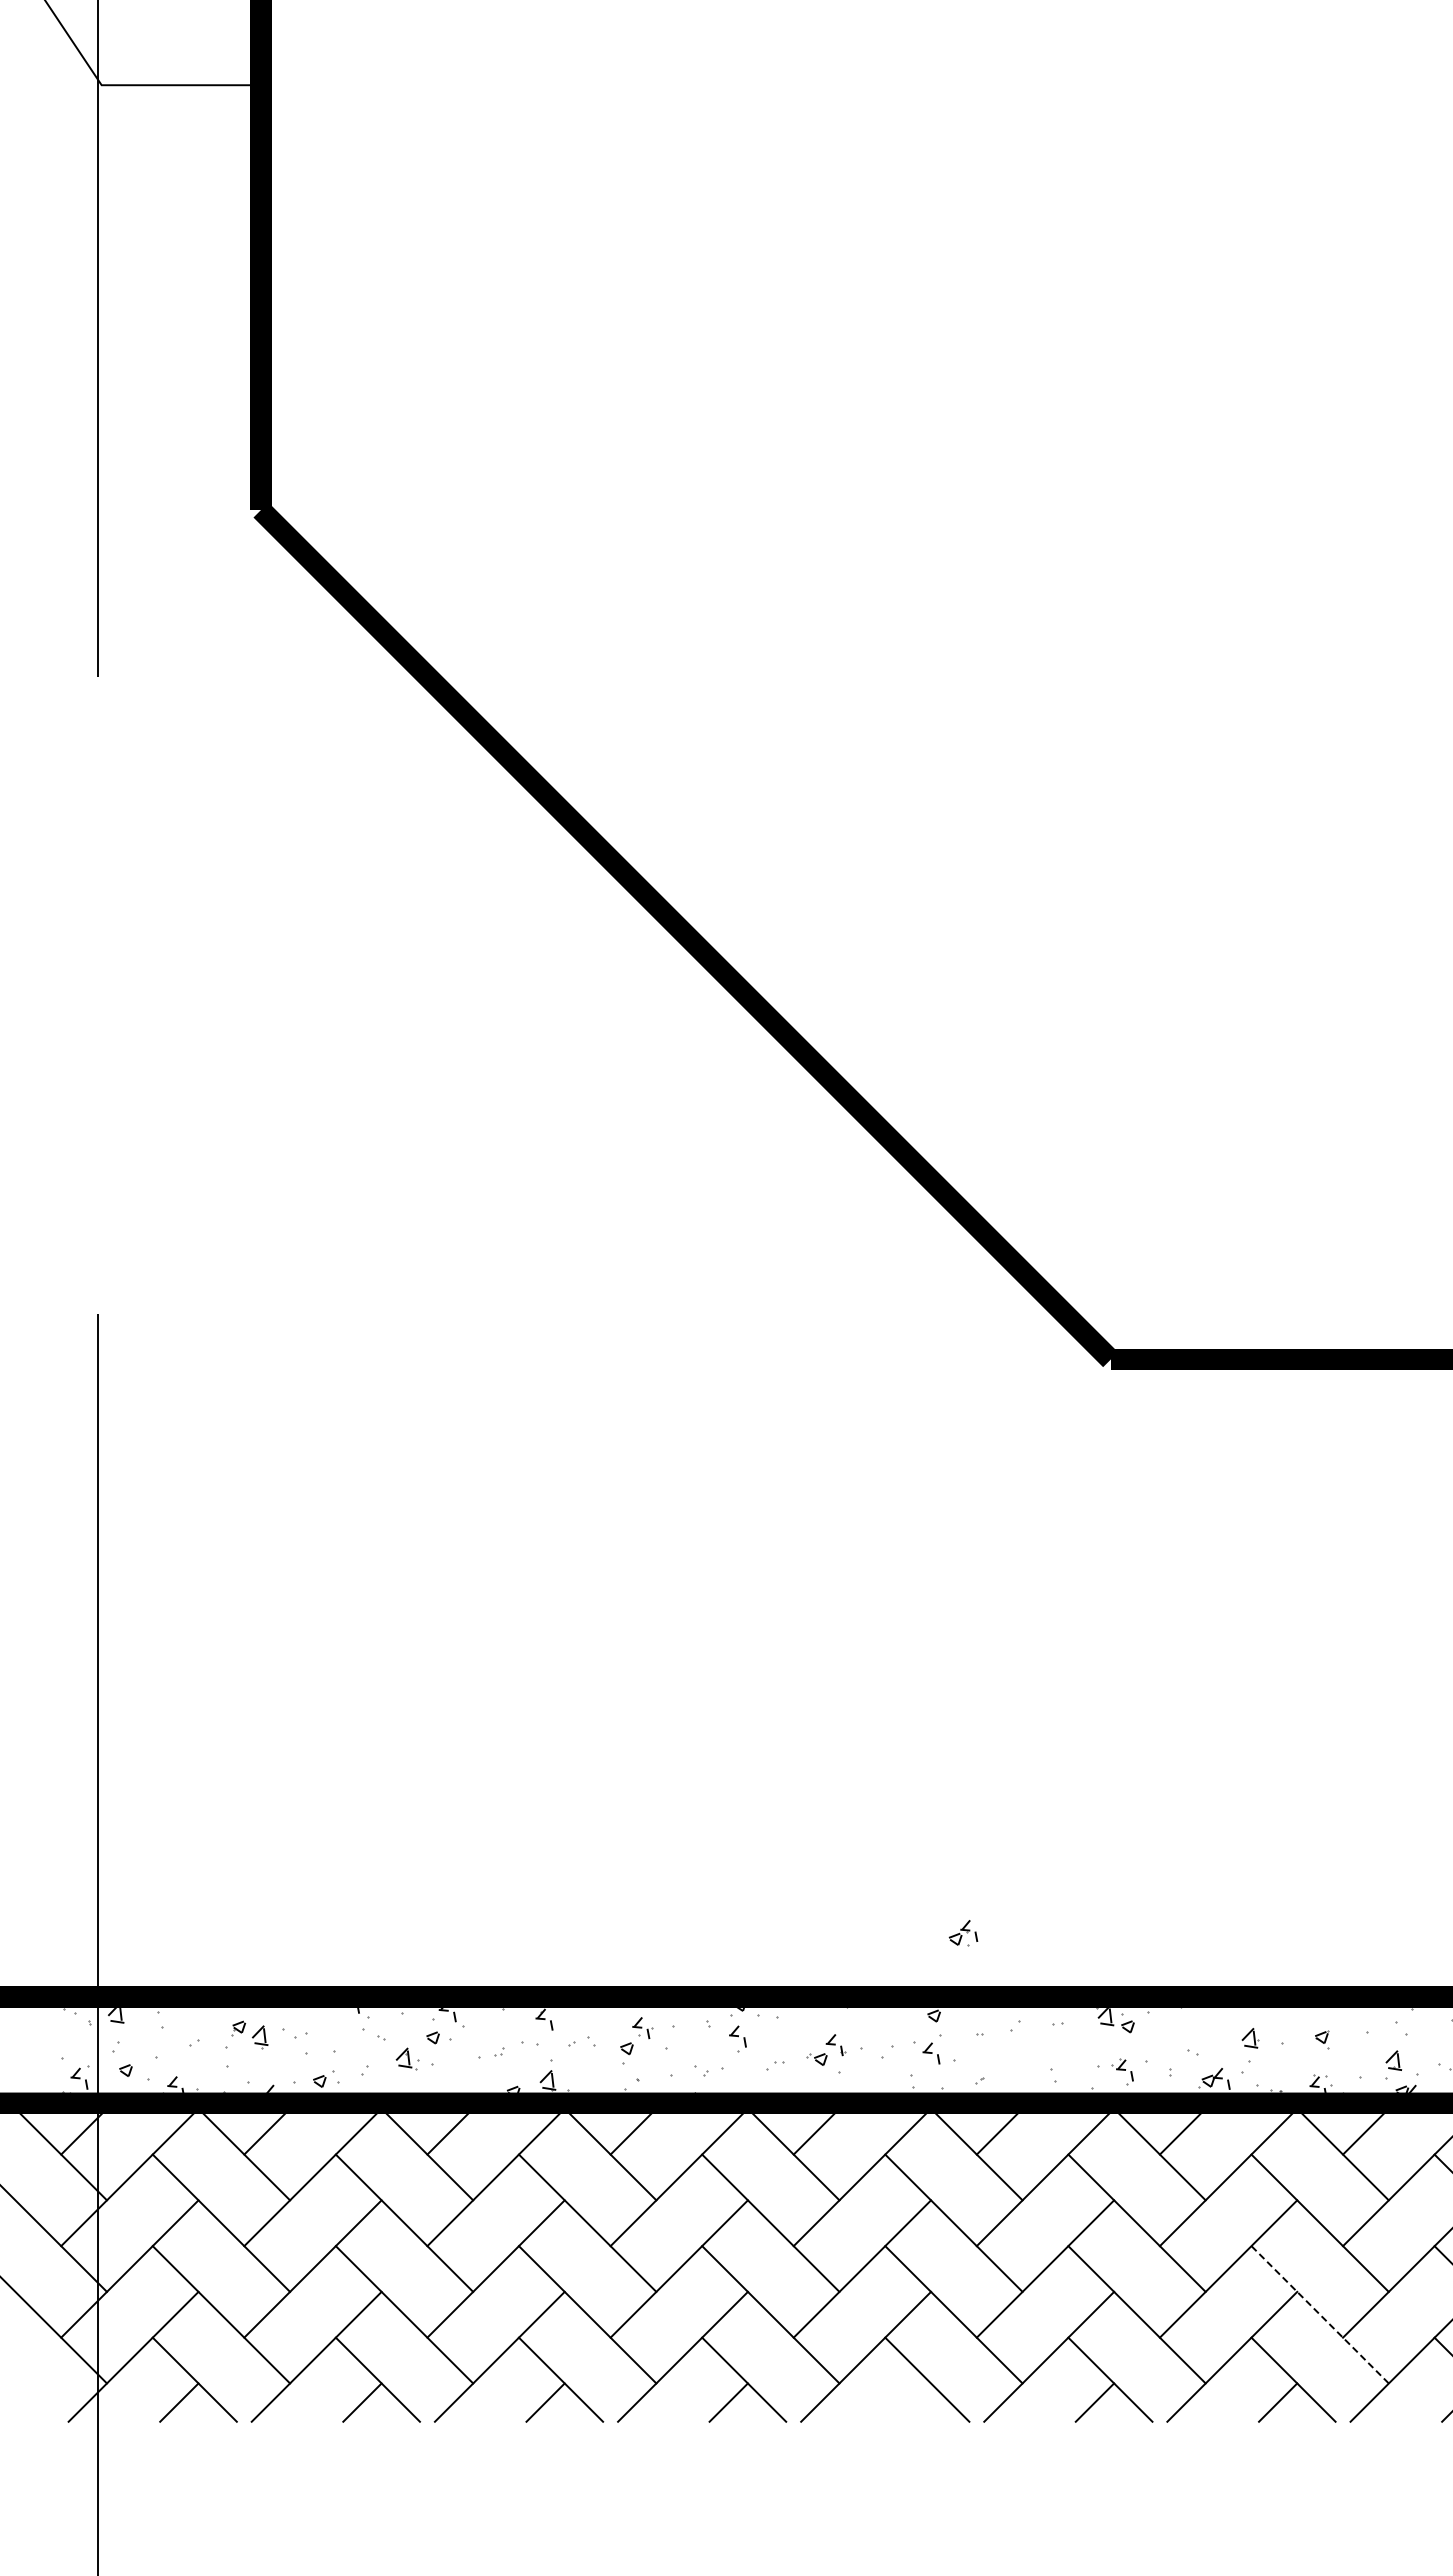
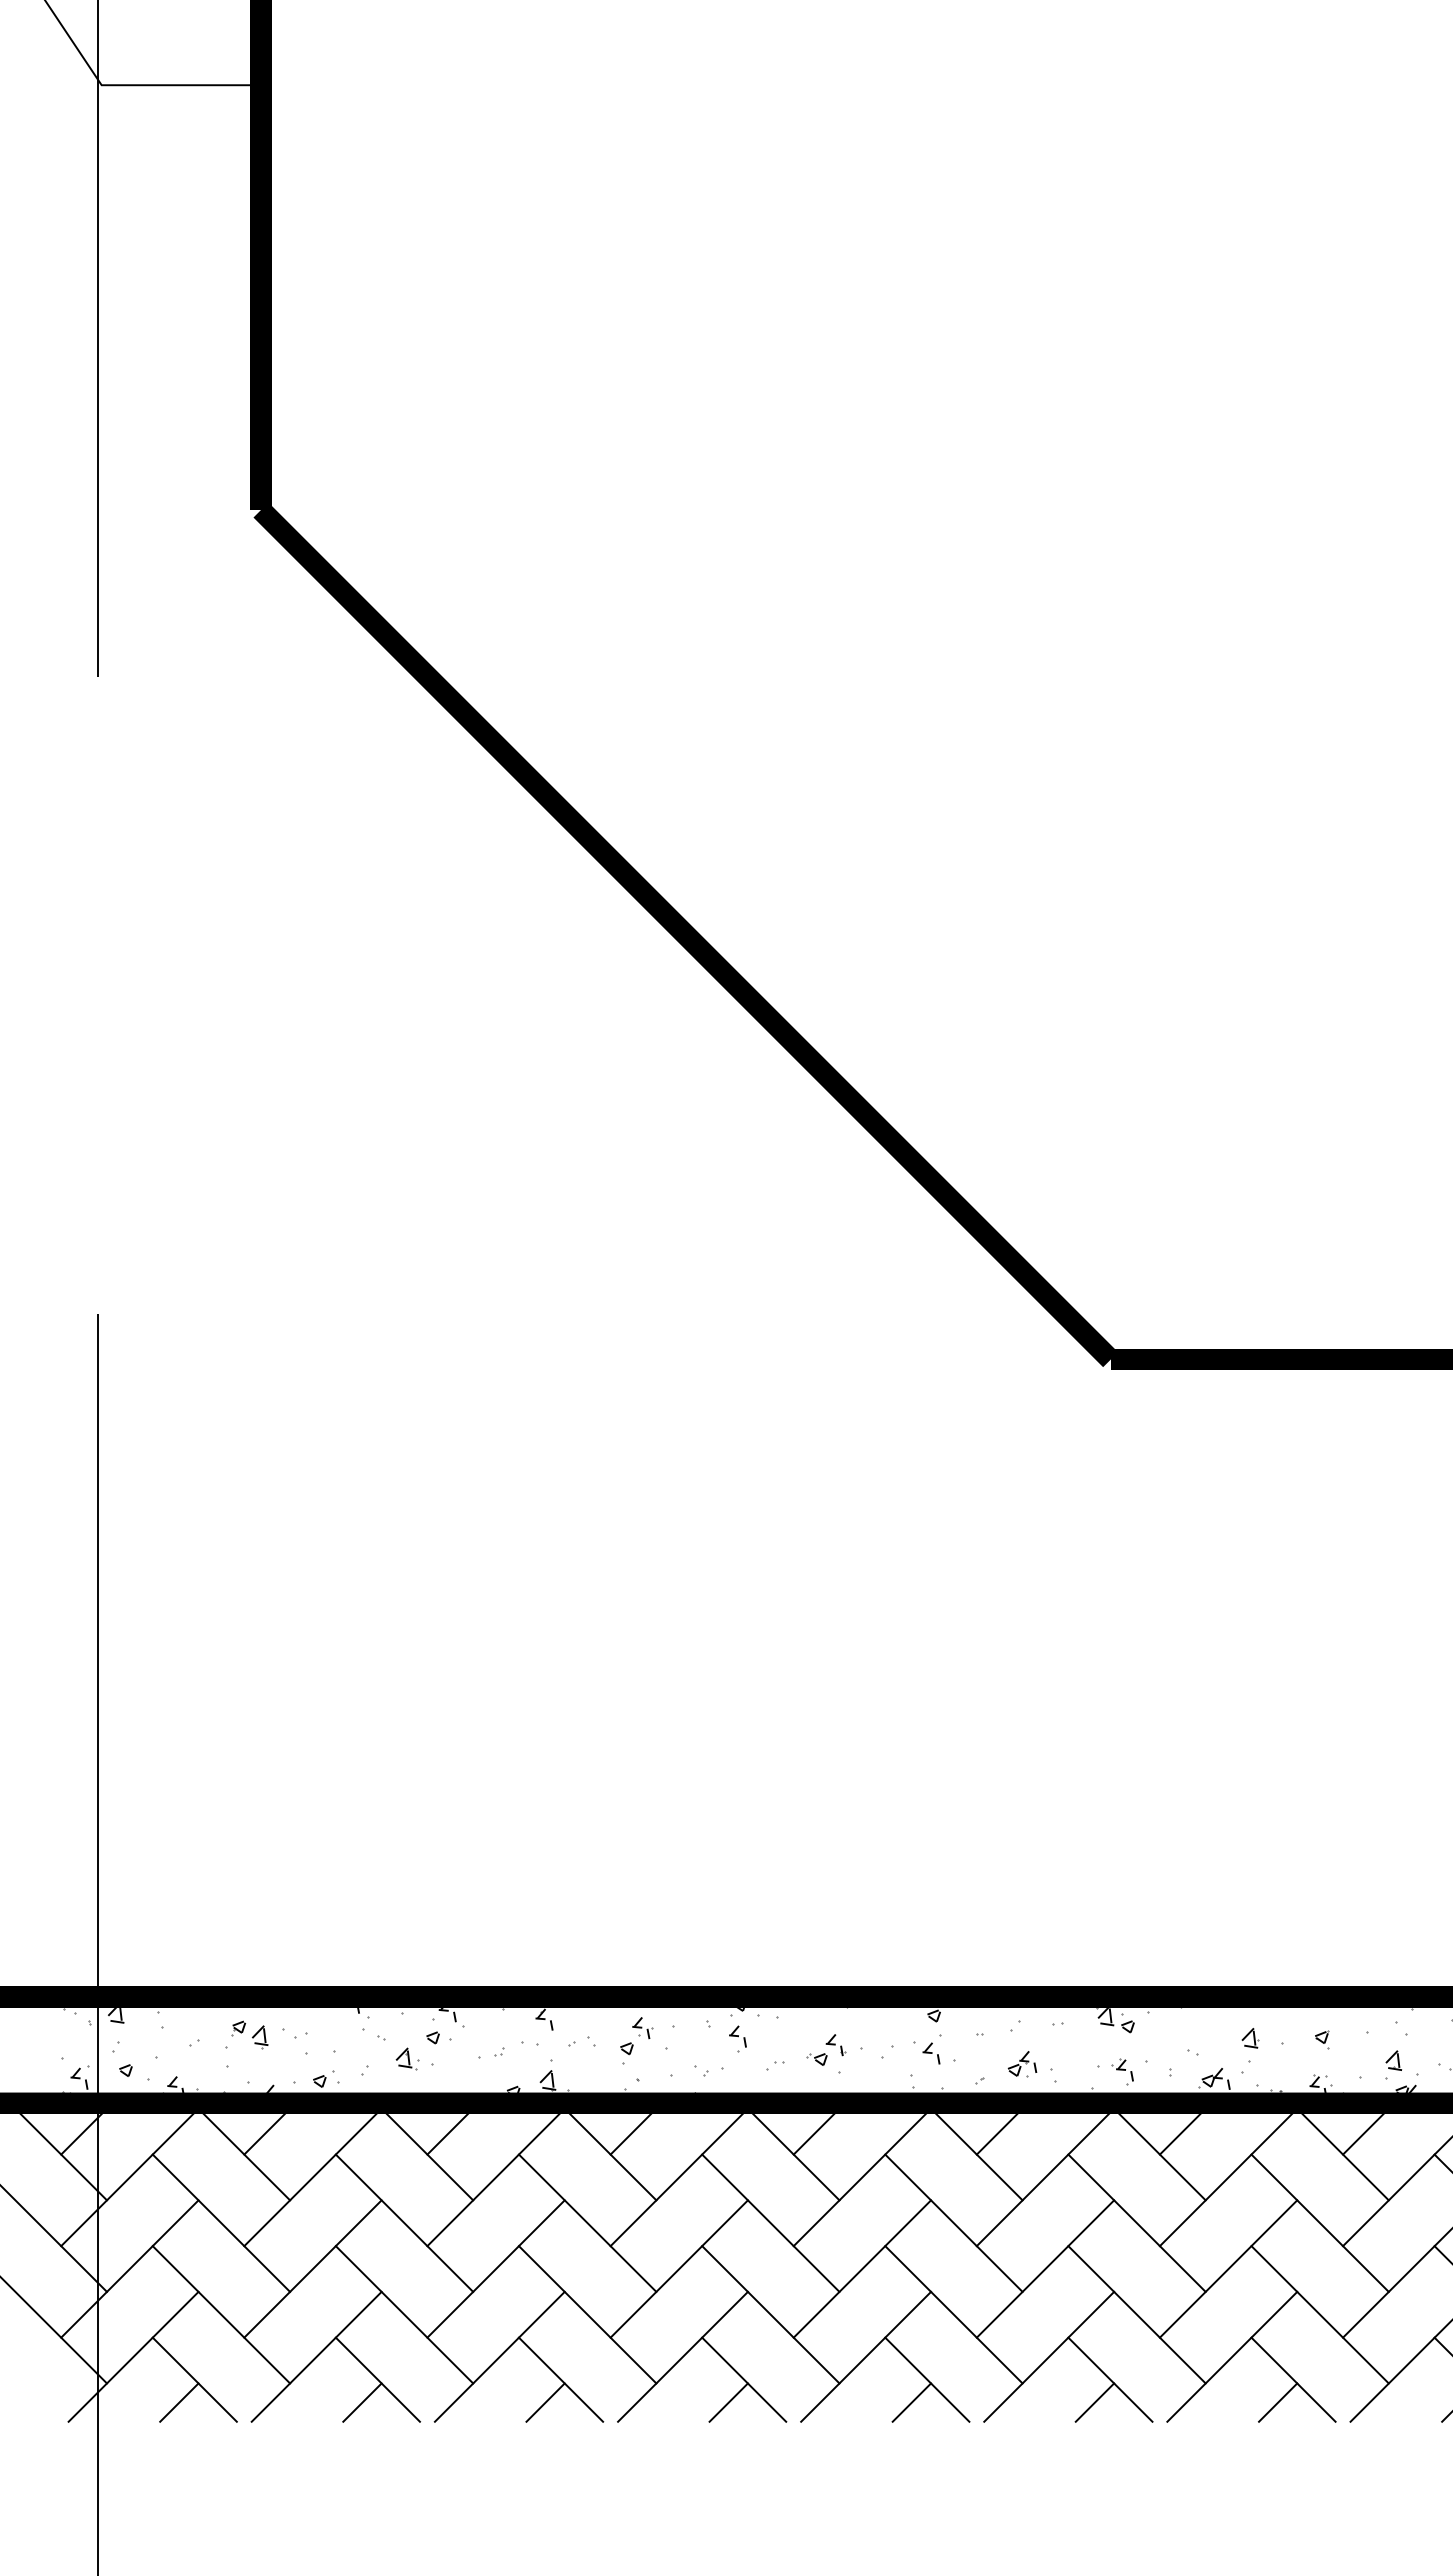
part position: (963, 1933) -> (1022, 2064) (1022, 2064)
line: dashed -> solid (1319, 2314)
line: none -> present (911, 2402)
